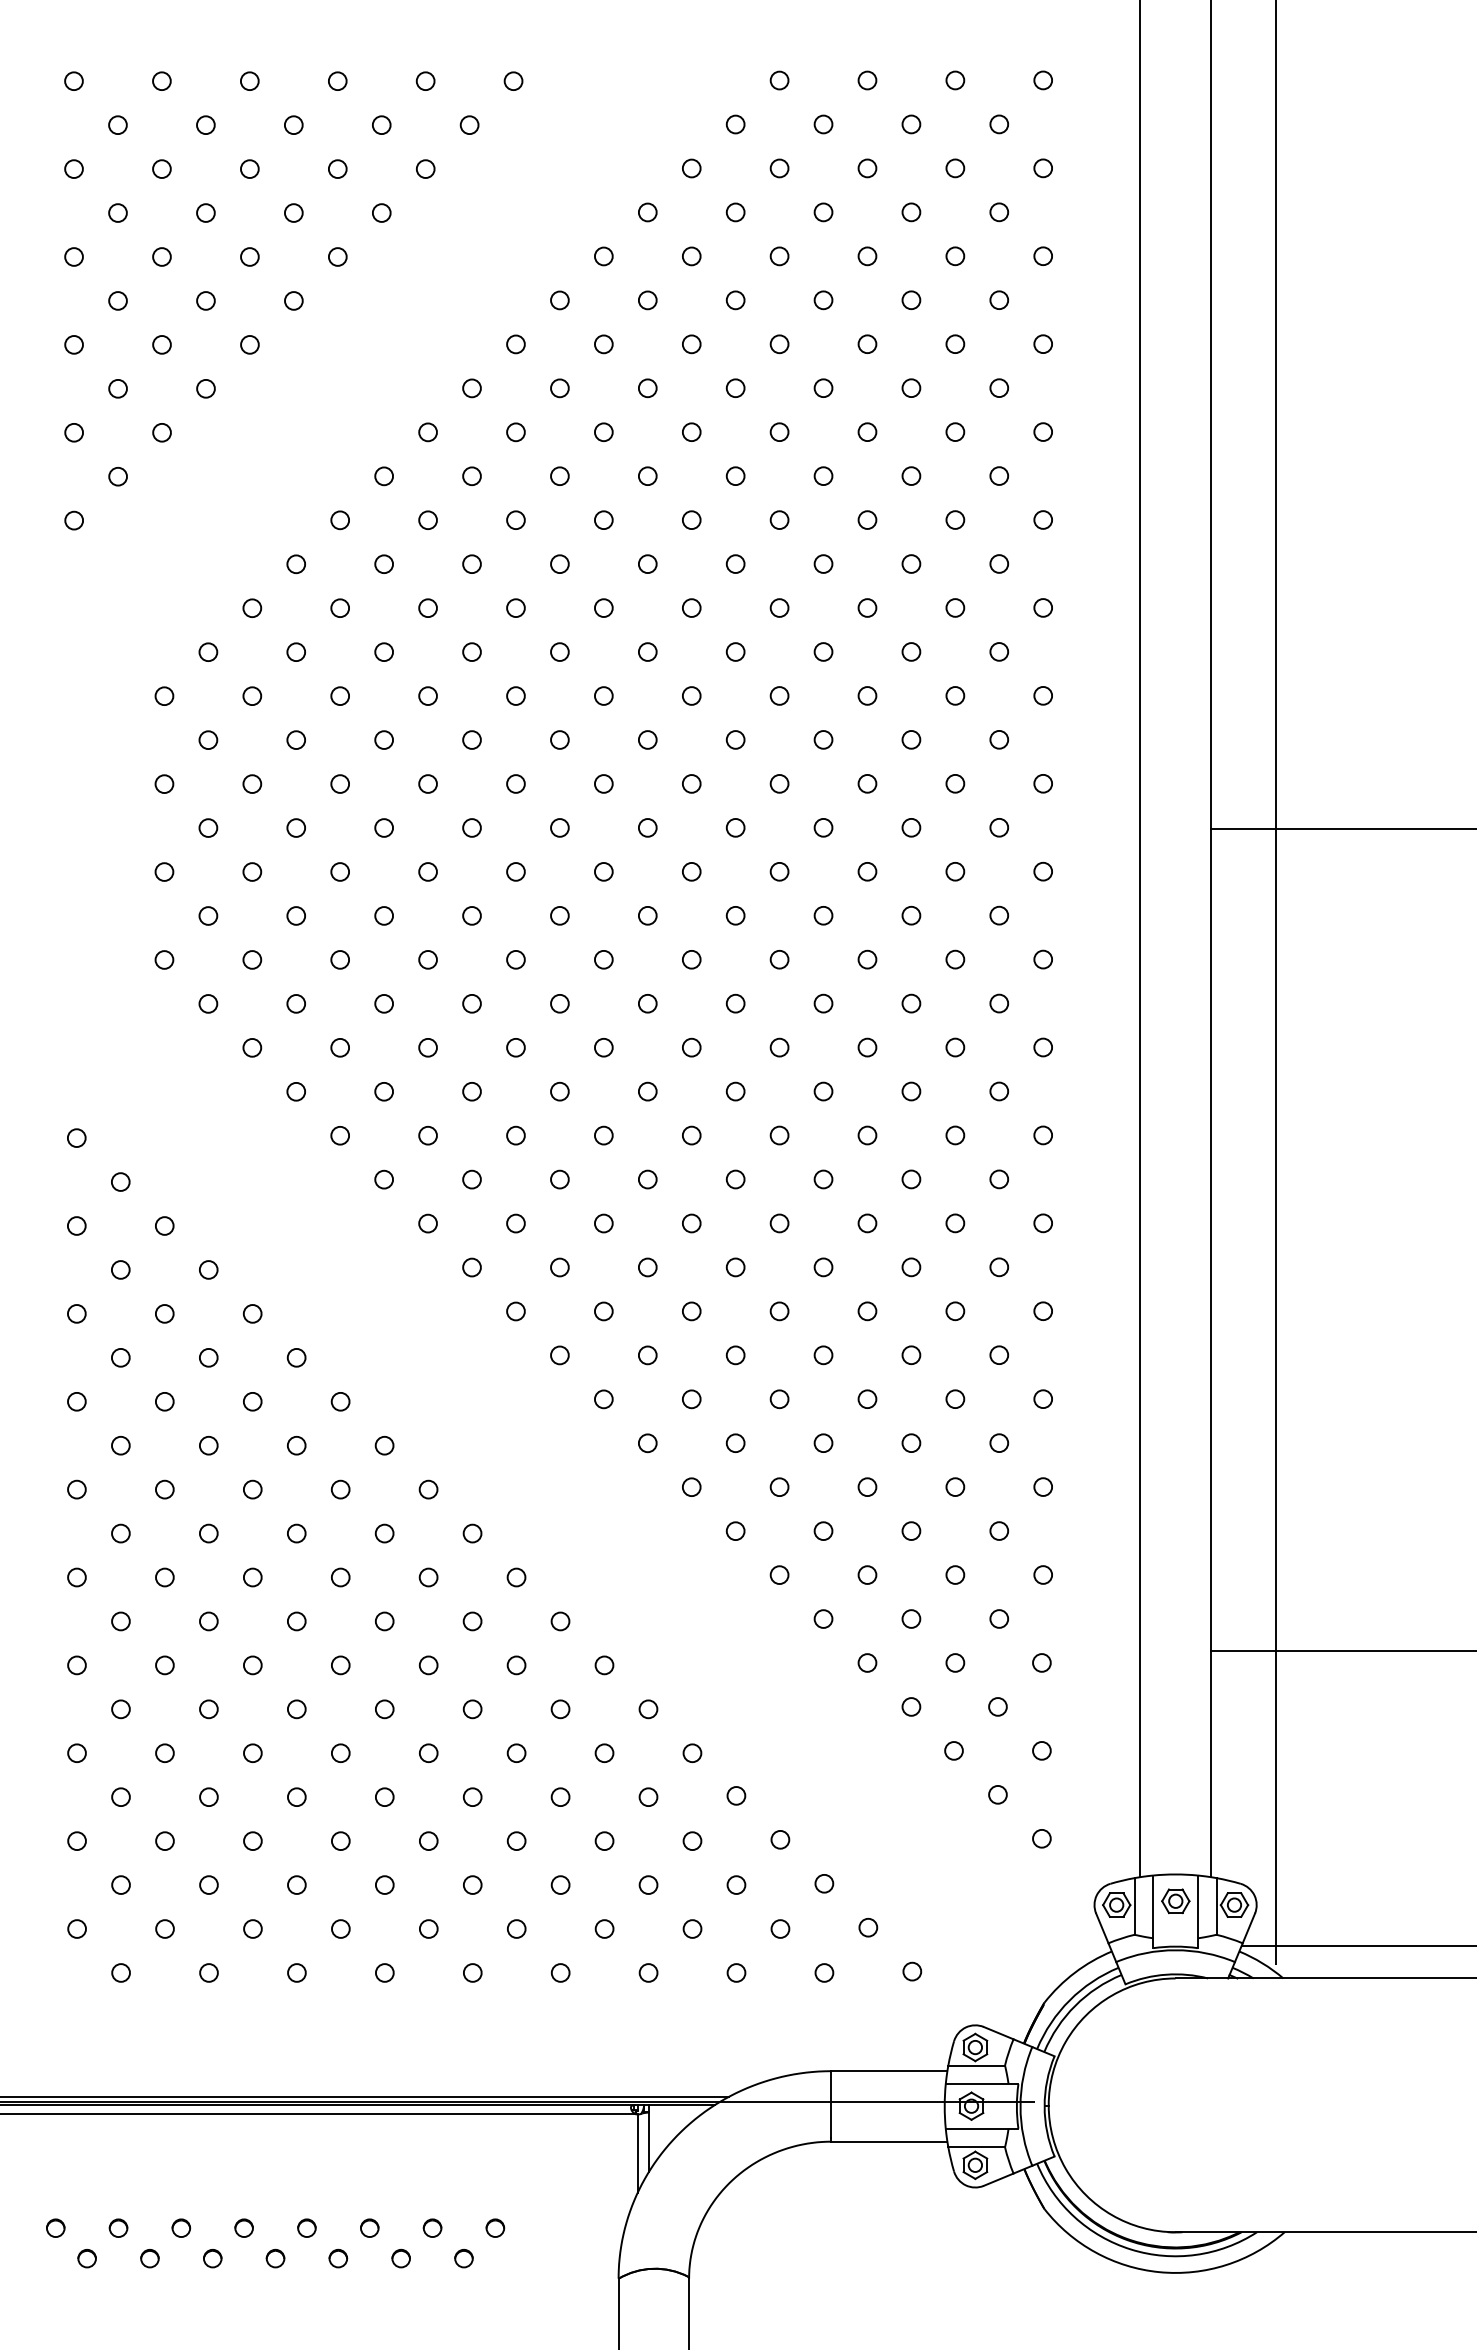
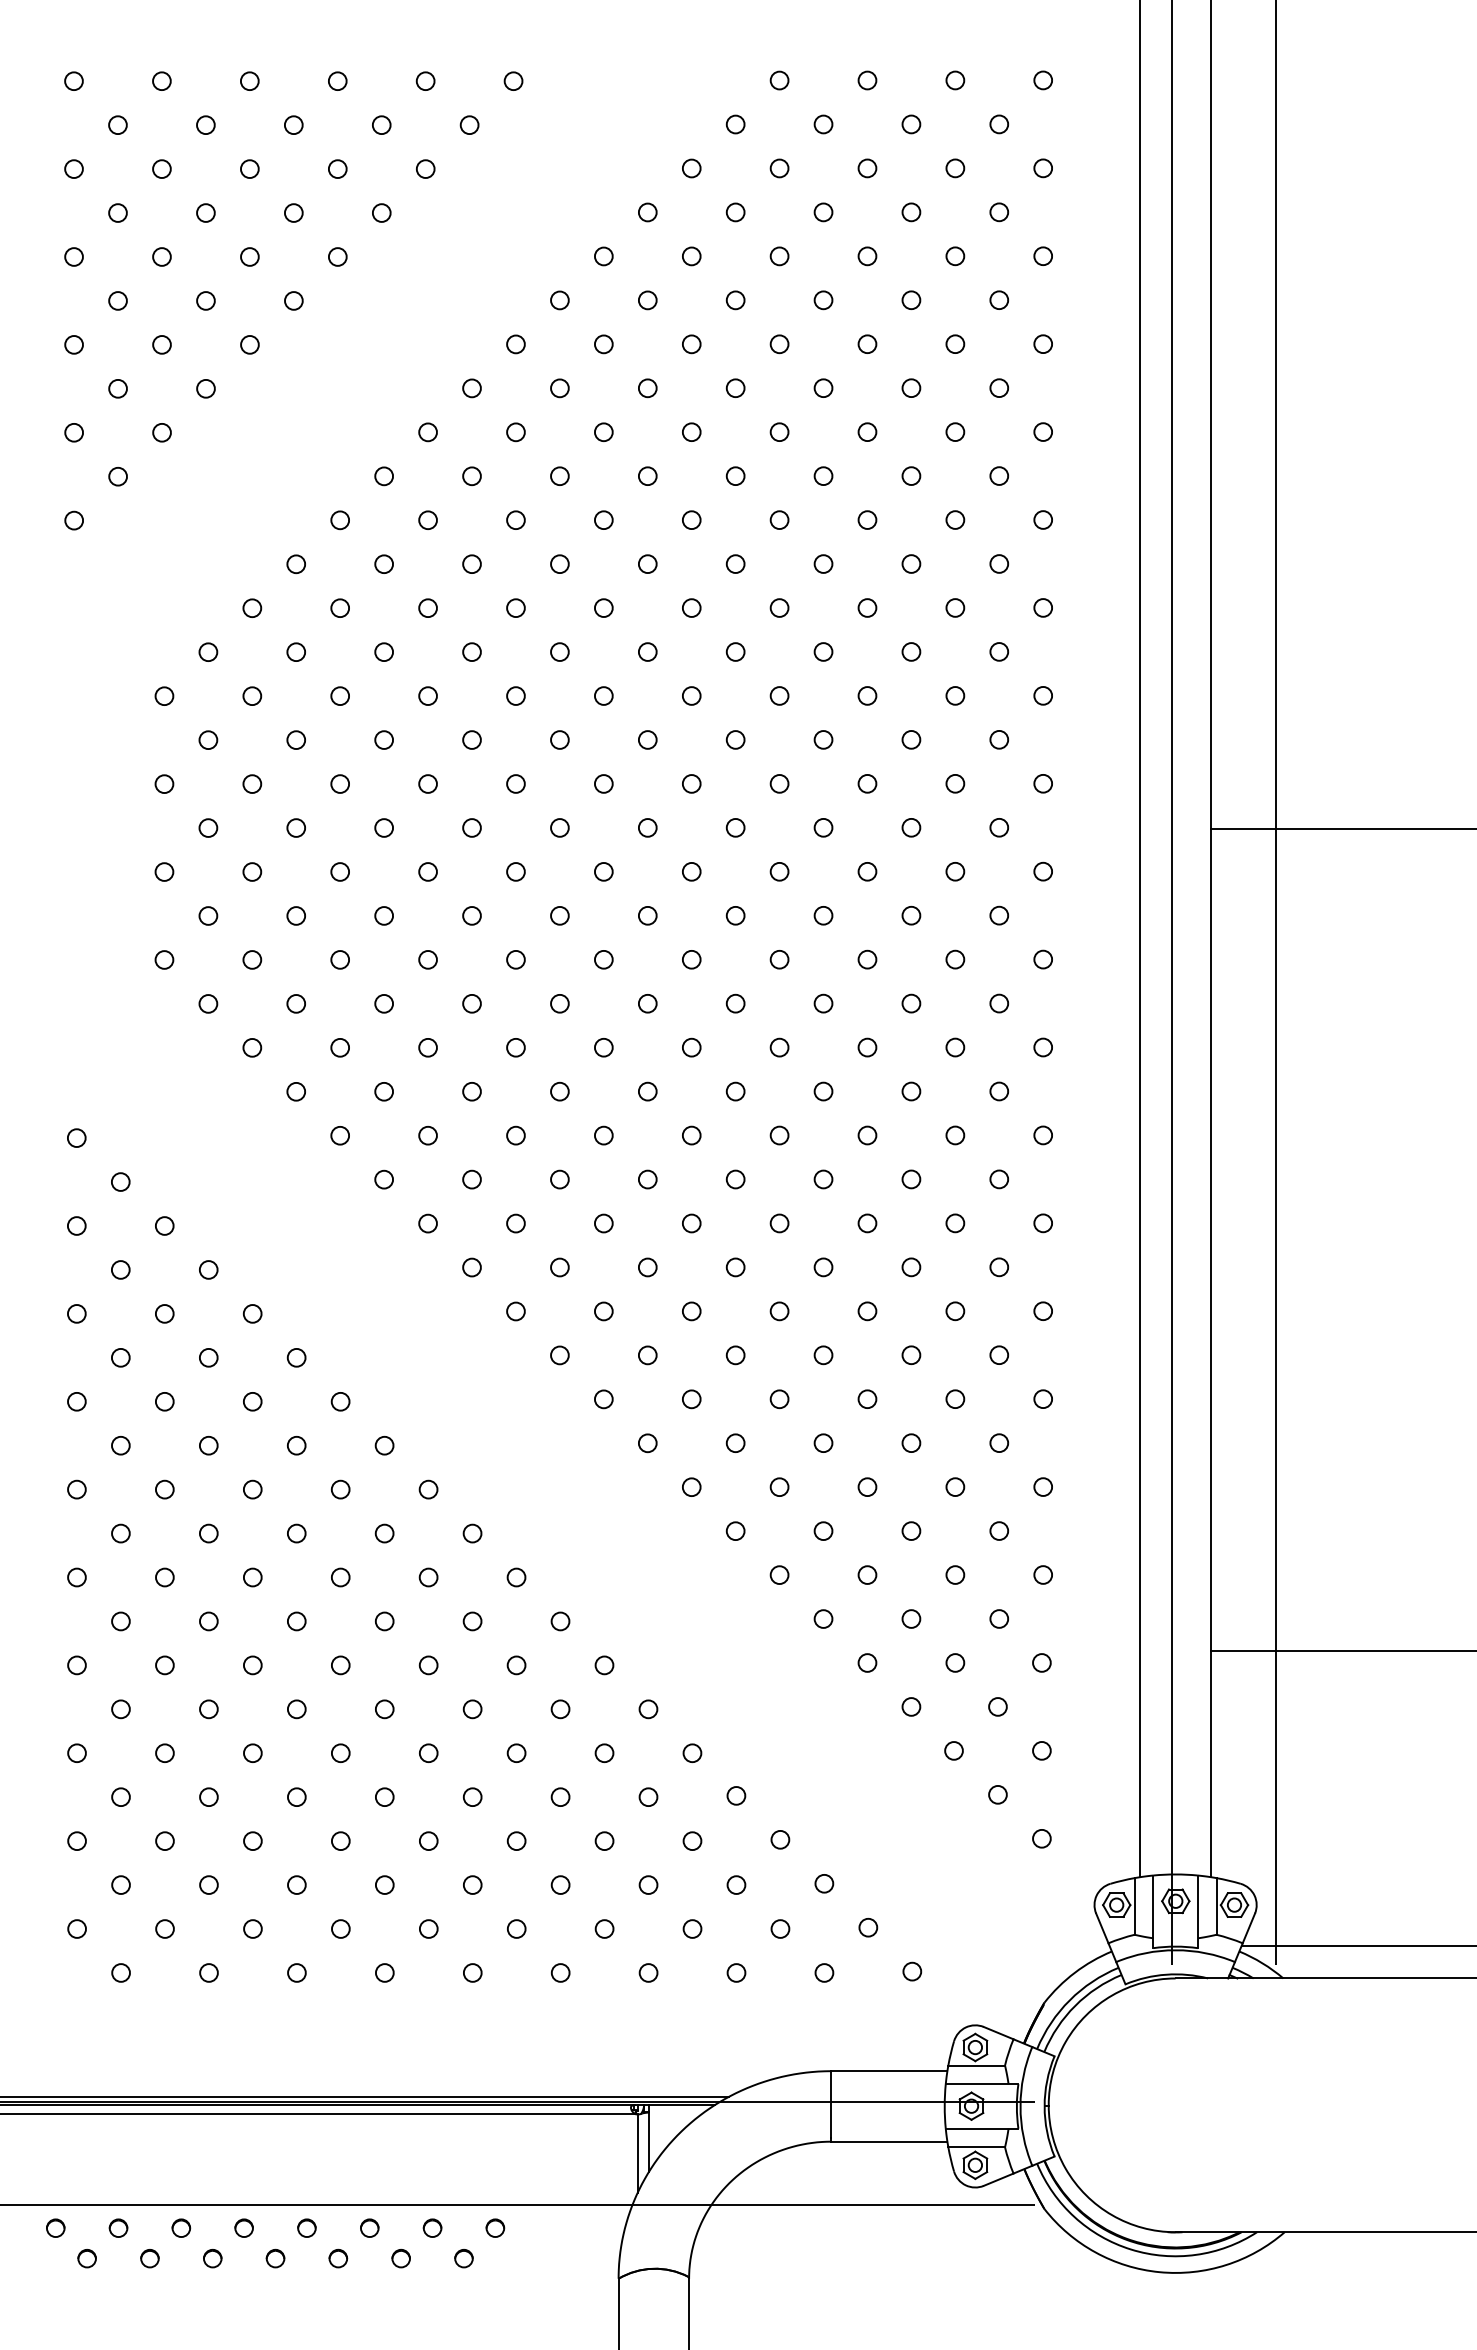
line: none -> present (1171, 983)
line: none -> present (518, 2205)
